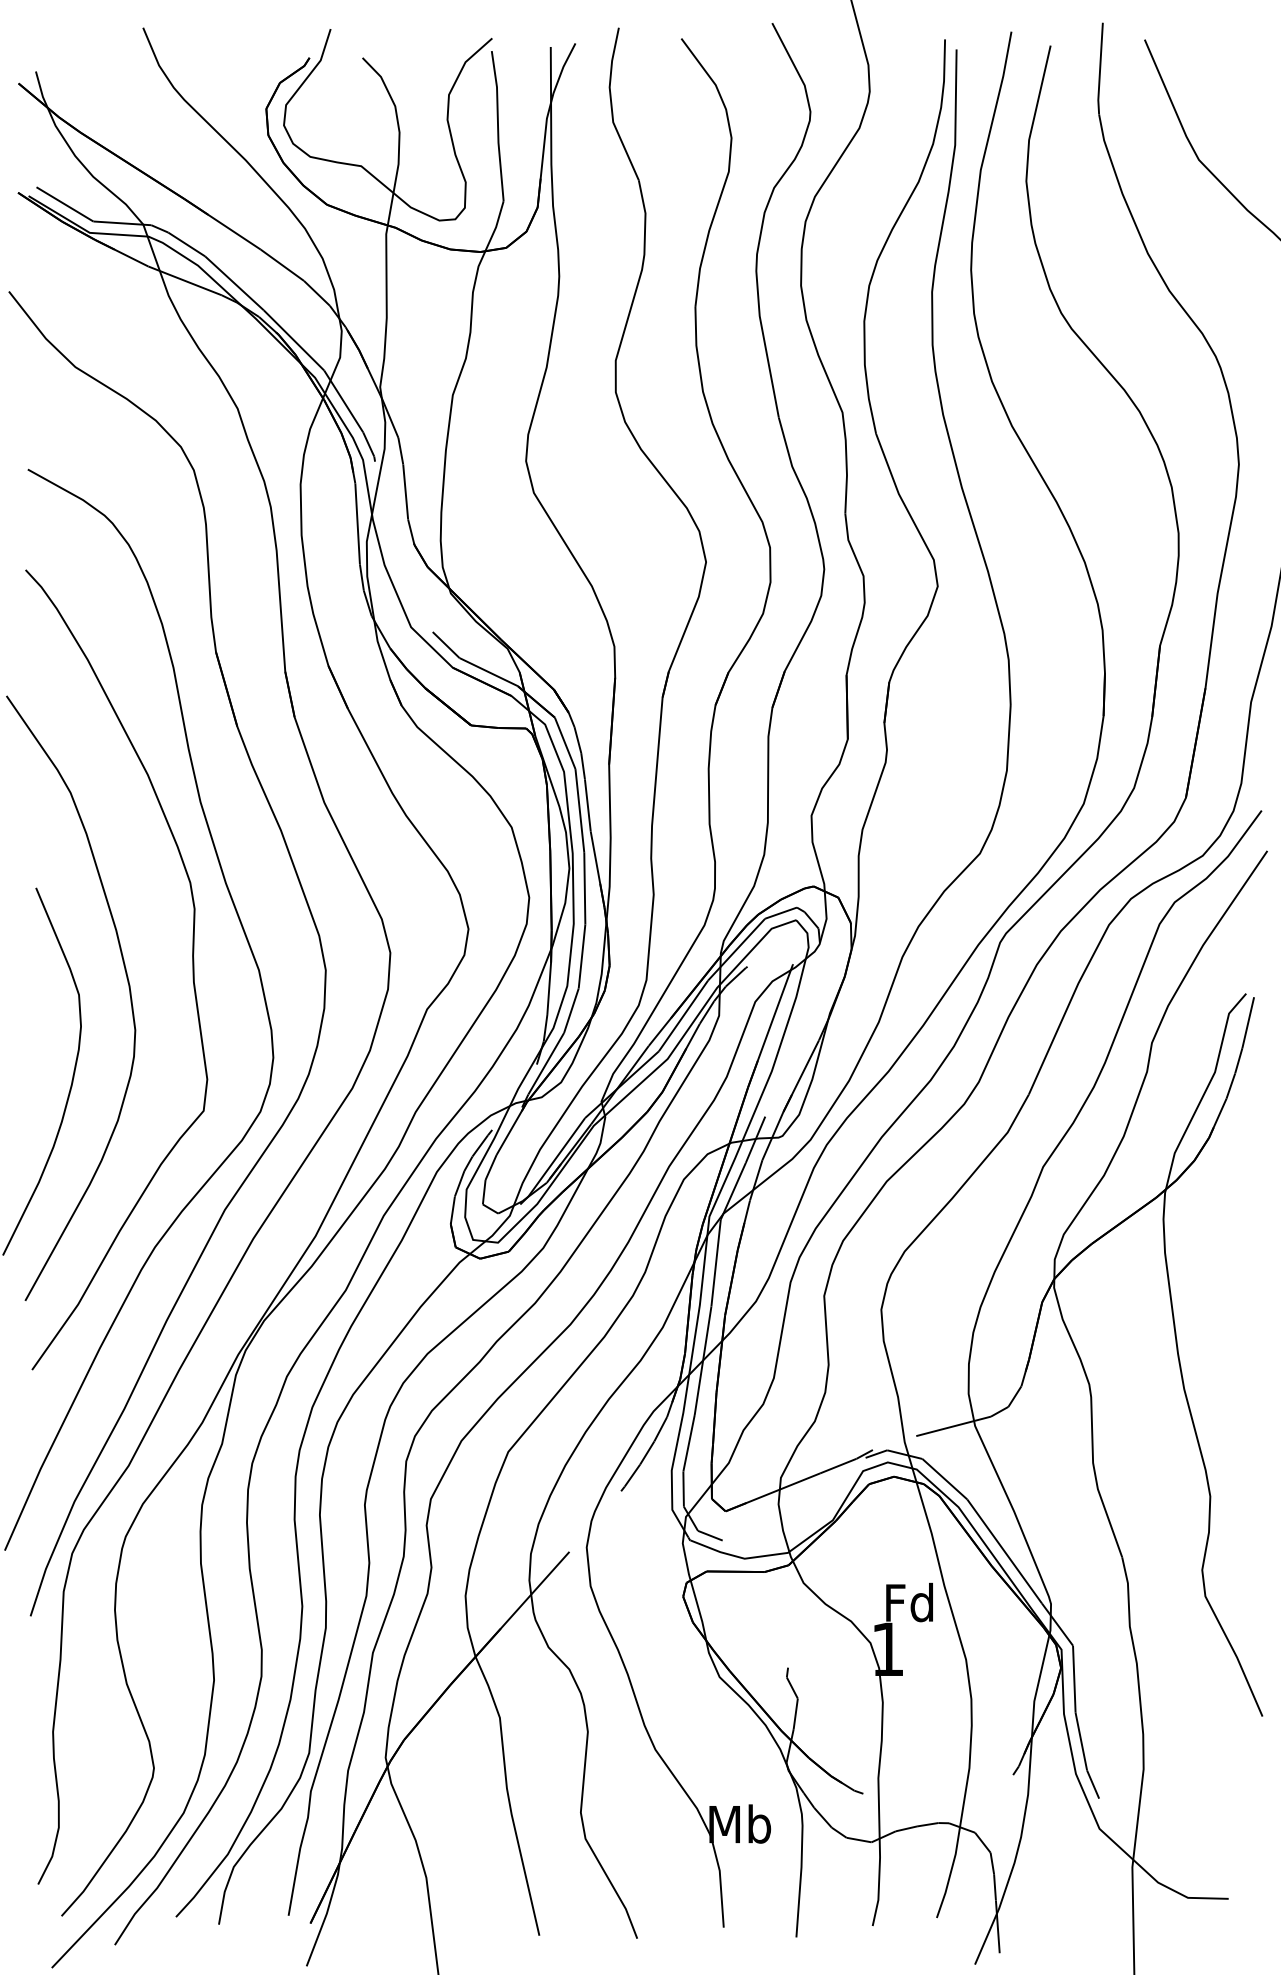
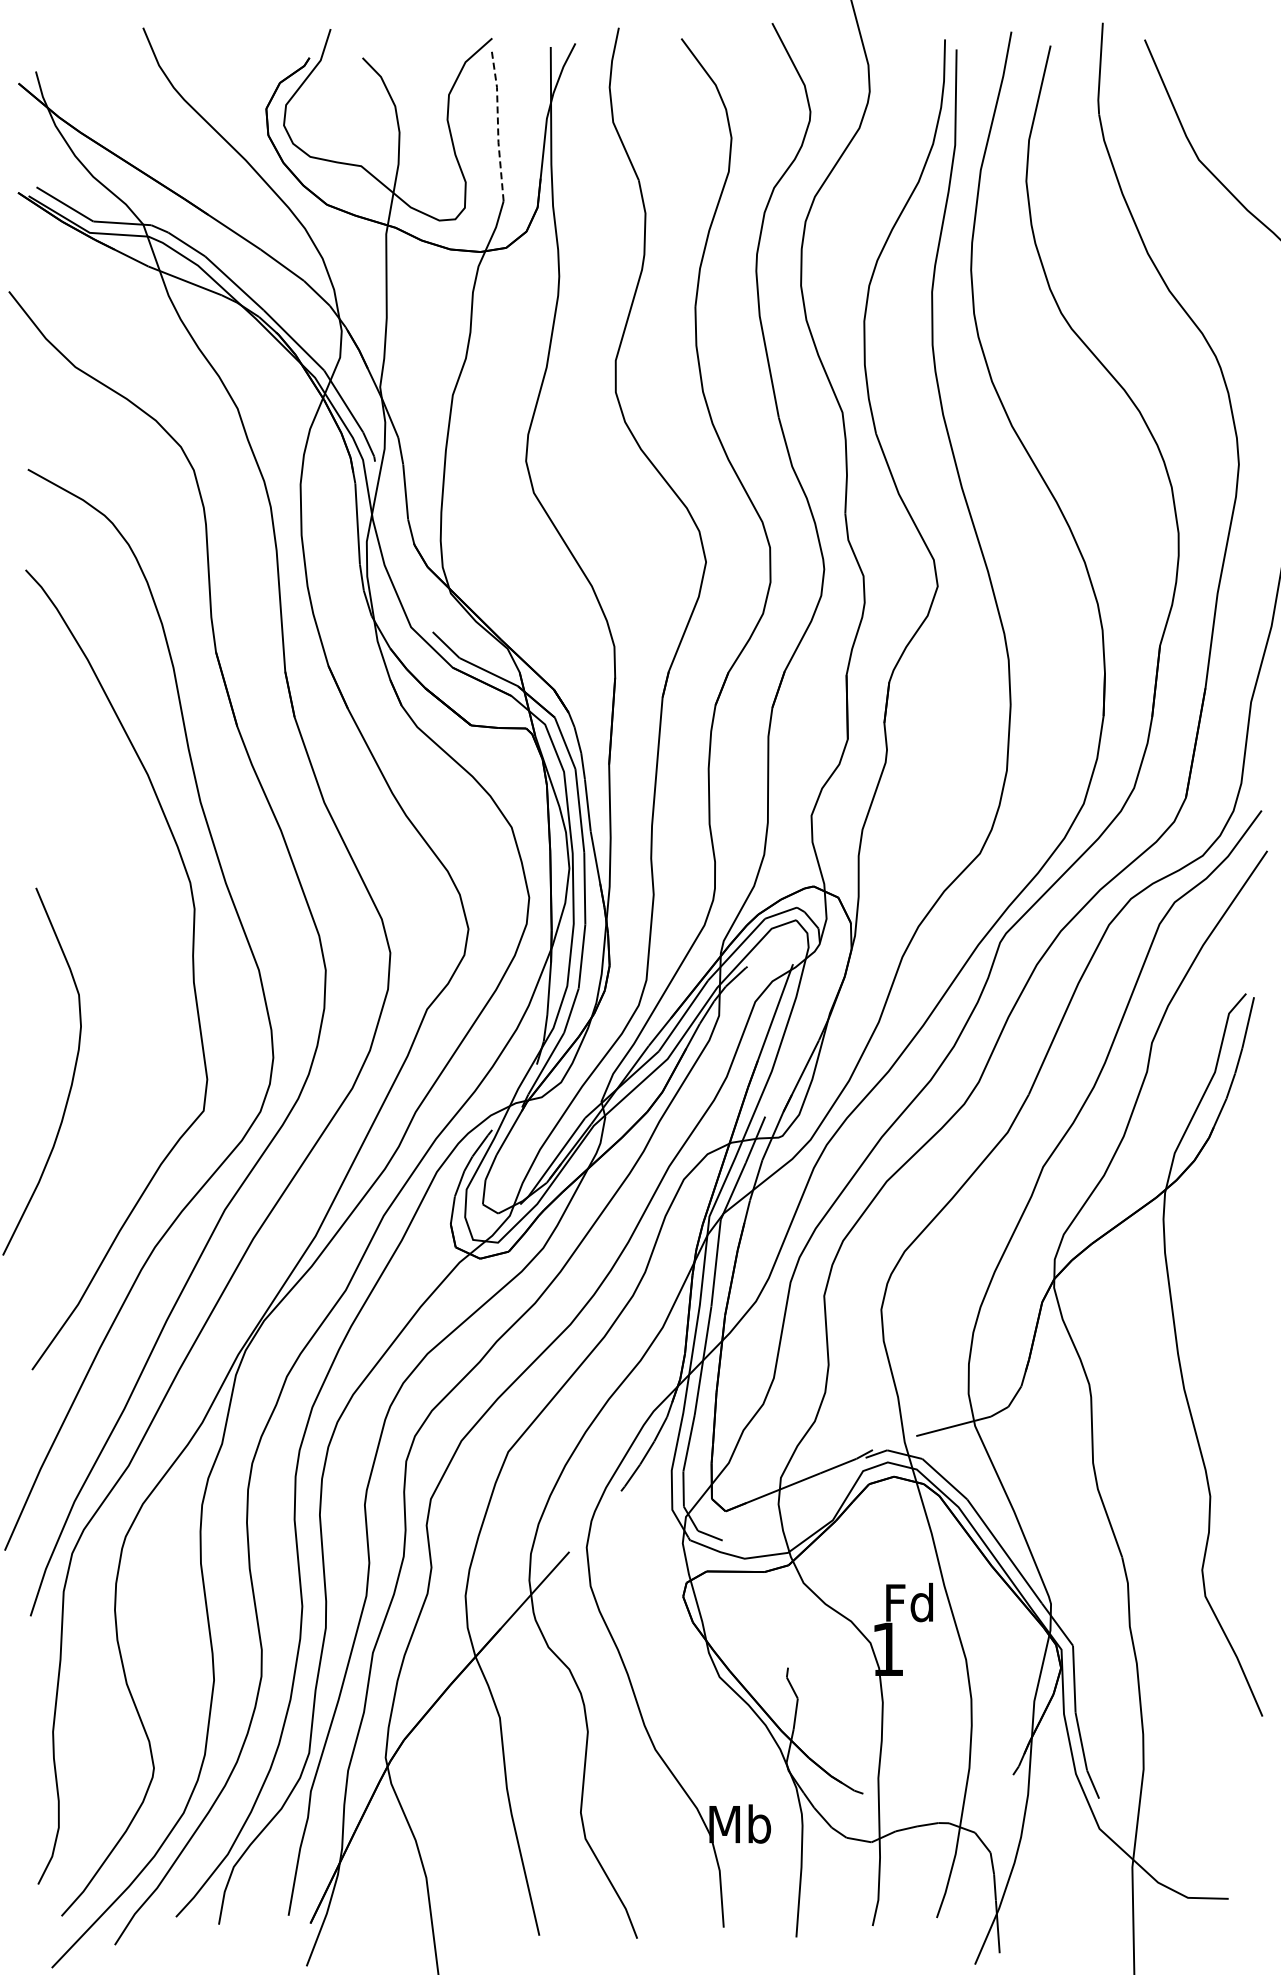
line: solid -> dashed (498, 125)
curve: present -> none (128, 987)
